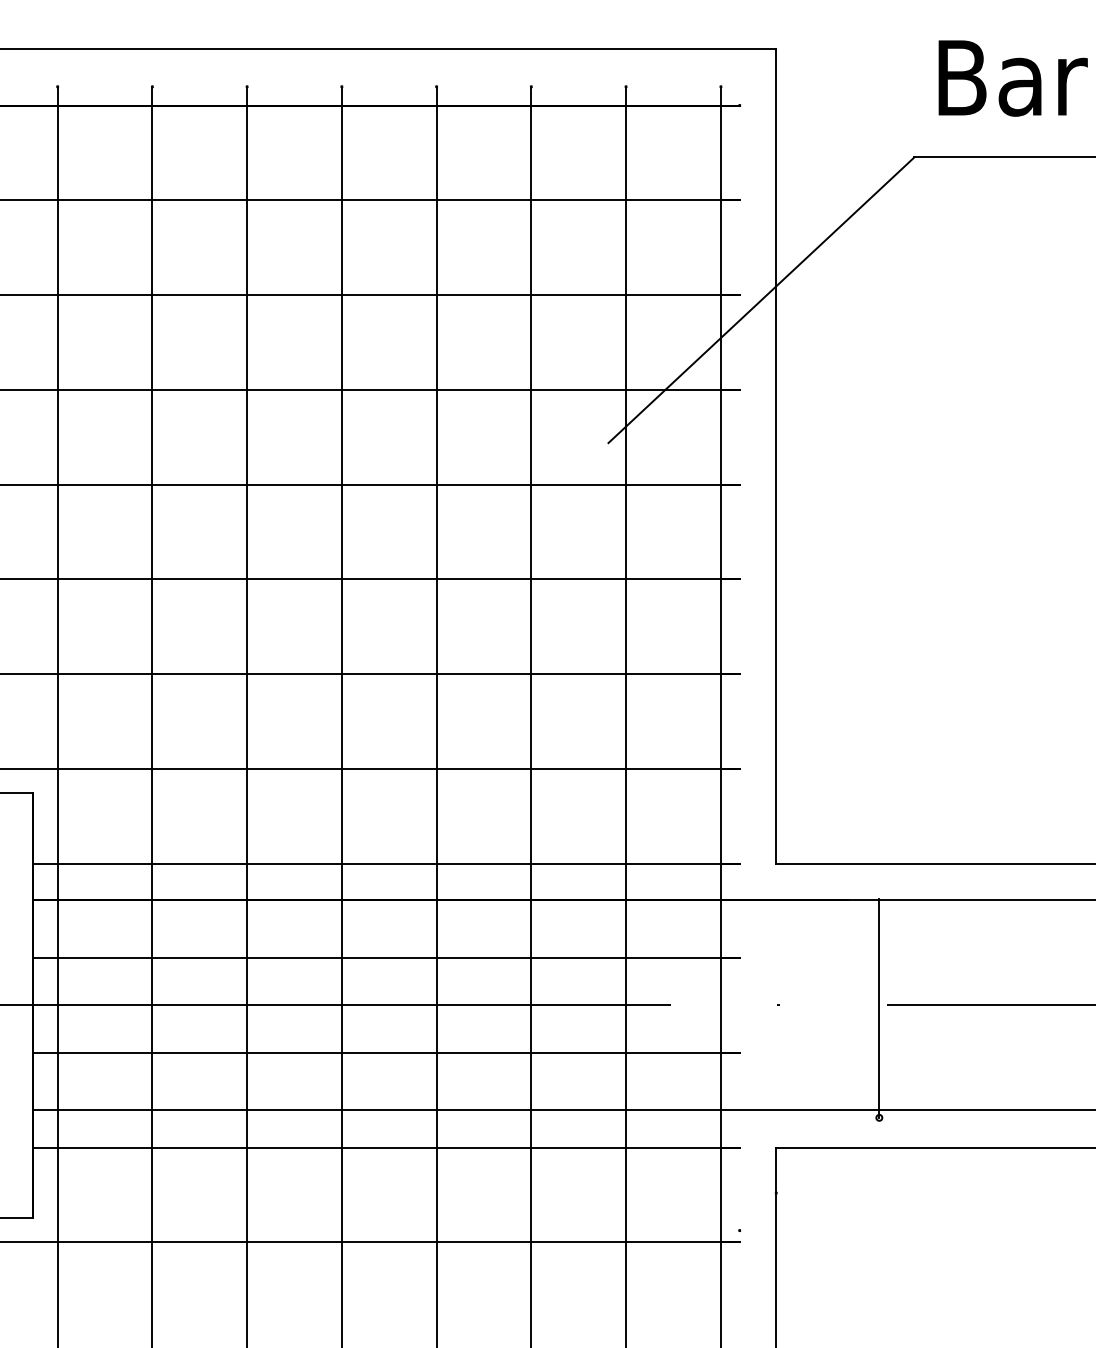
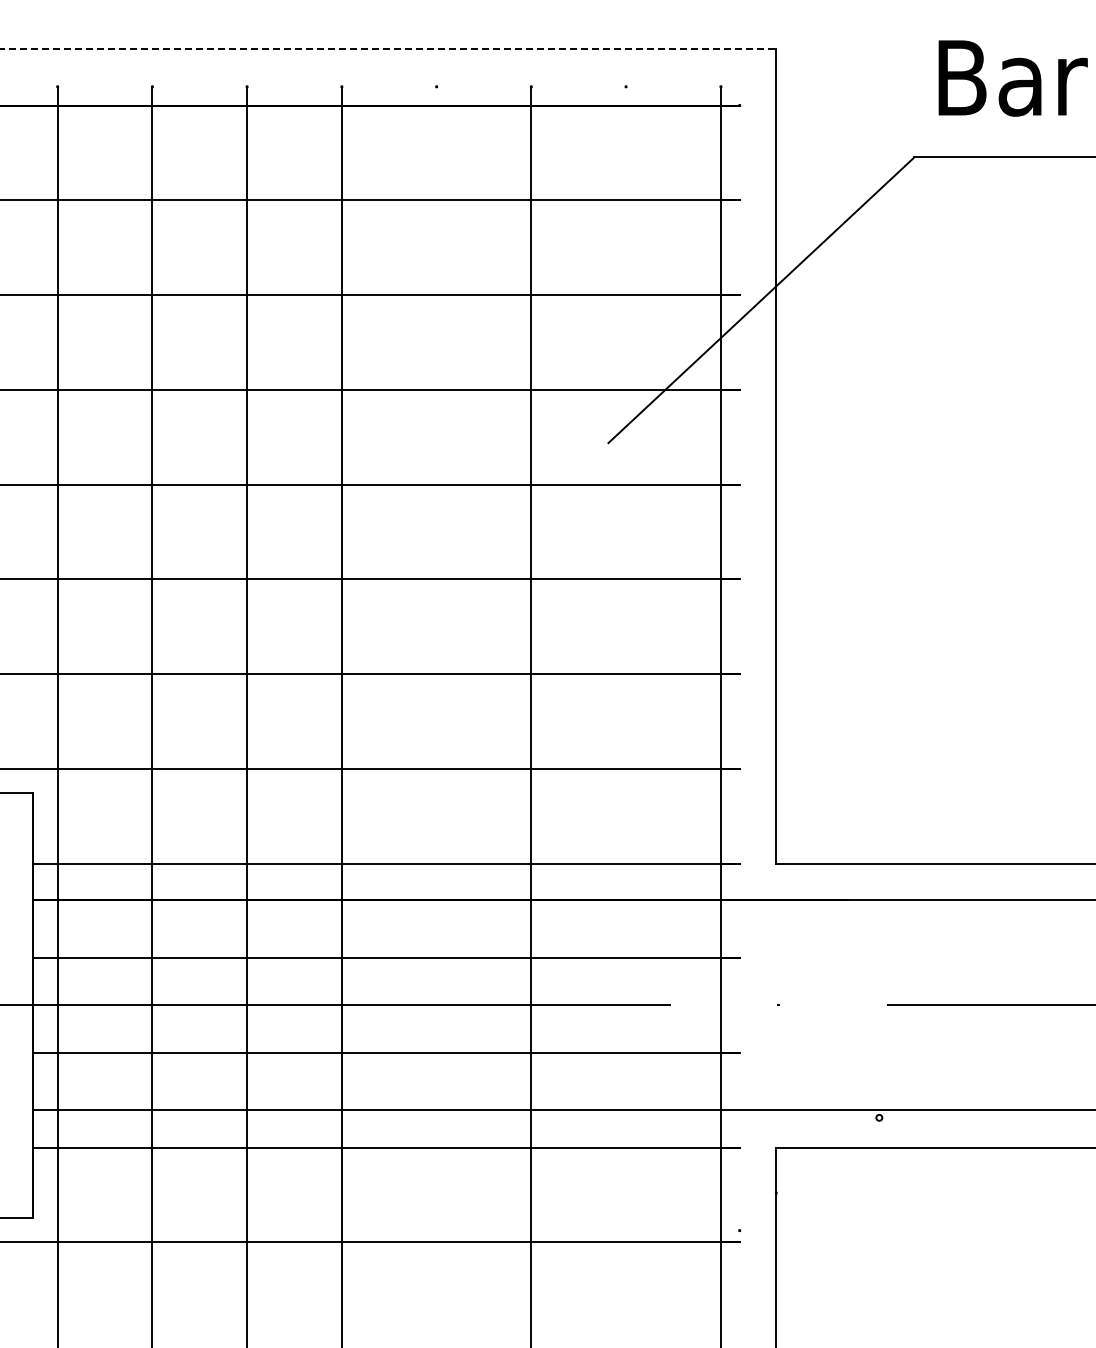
line: solid -> dashed (388, 49)
line: present -> none (436, 715)
line: present -> none (626, 715)
line: present -> none (879, 1007)
